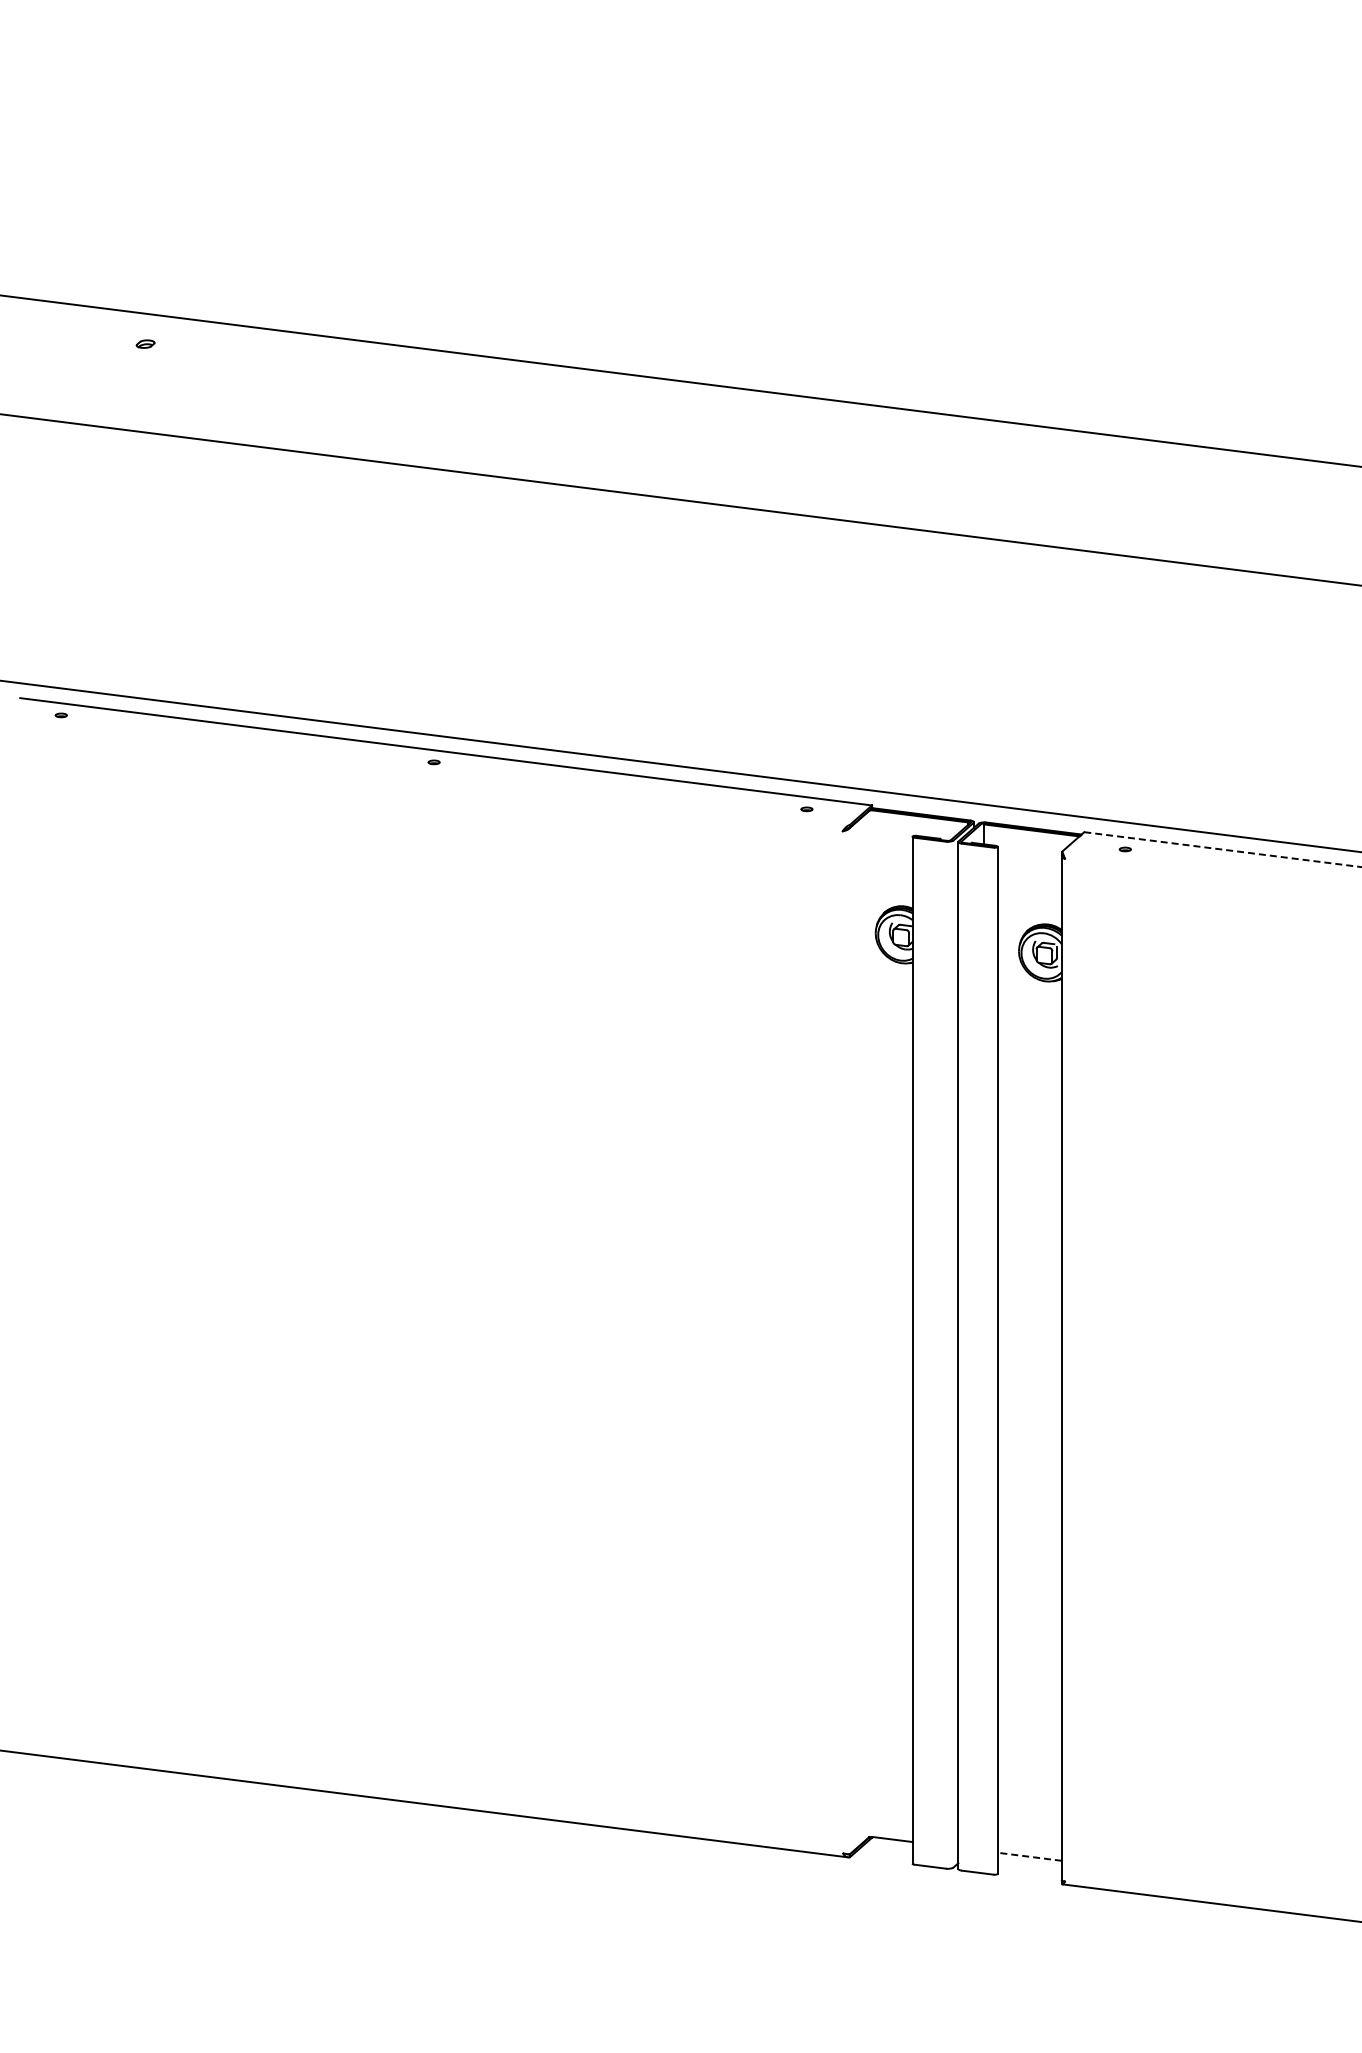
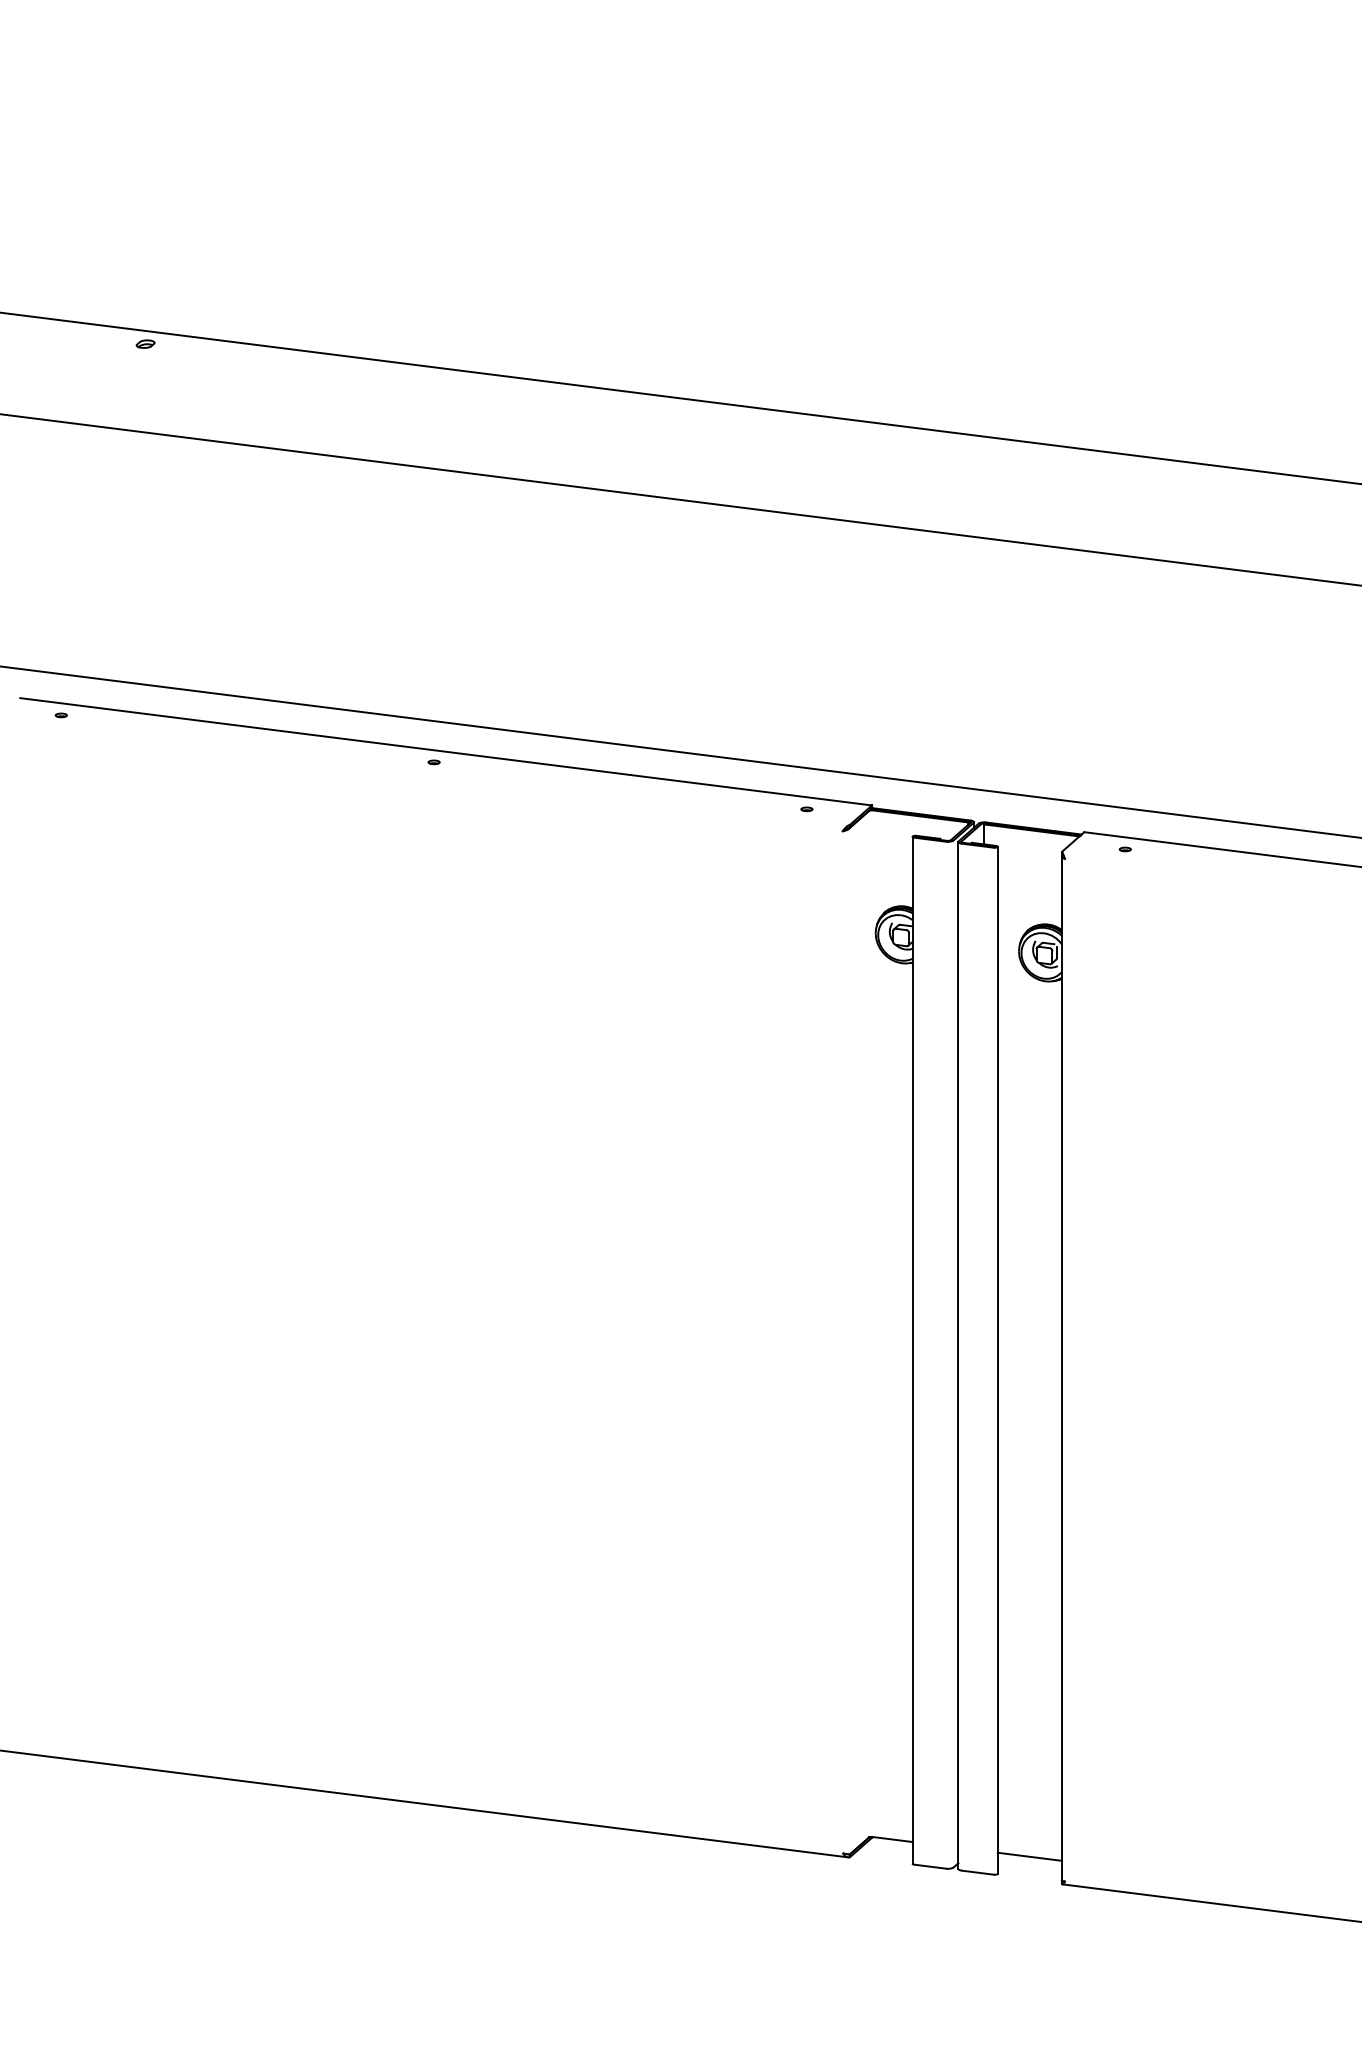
line position: (680, 380) -> (680, 398) (680, 398)
line position: (680, 766) -> (680, 751) (680, 751)
line: dashed -> solid (1223, 849)
line: dashed -> solid (1029, 1856)
